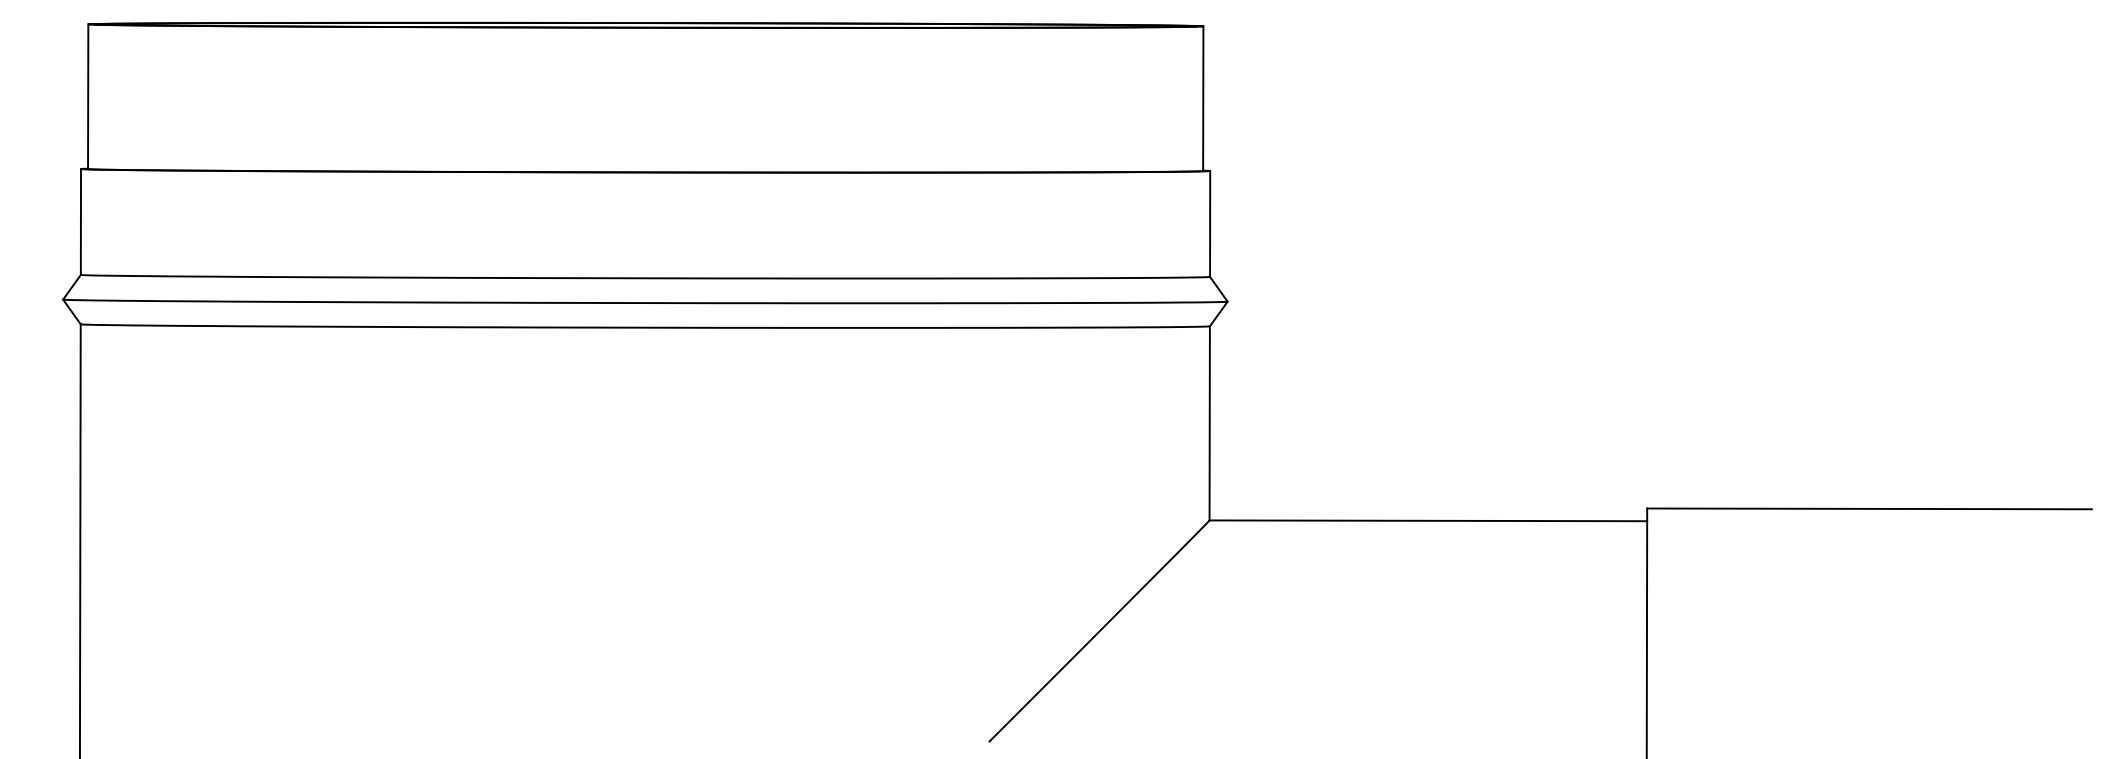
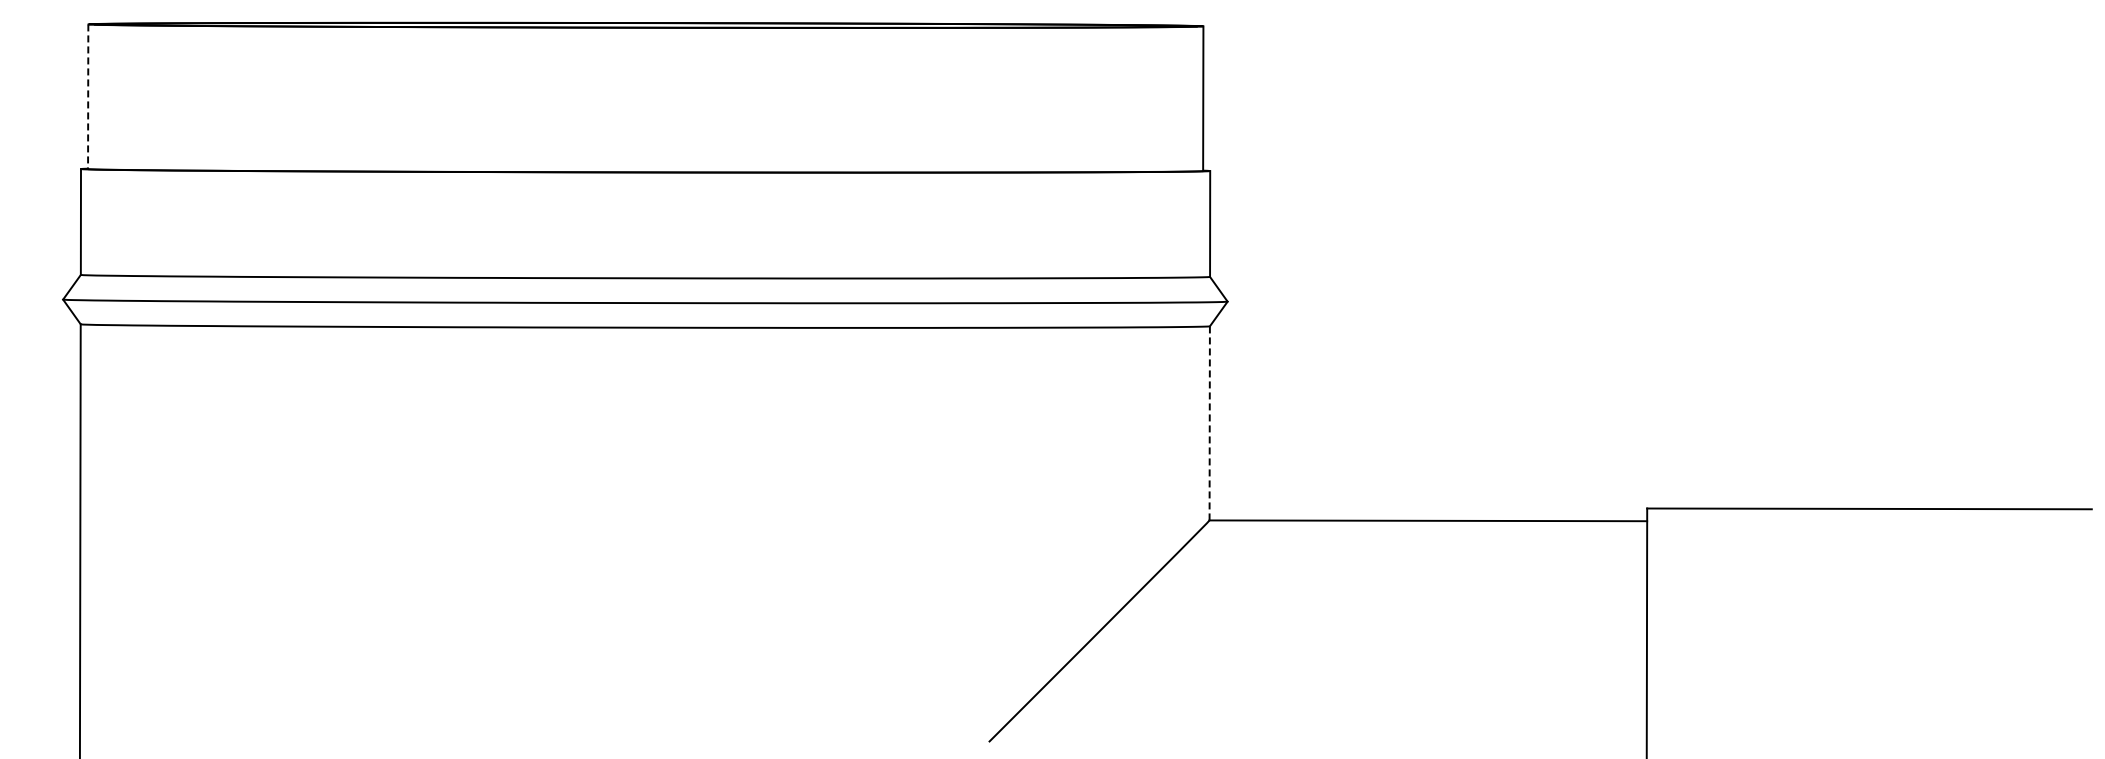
line: solid -> dashed (88, 97)
line: solid -> dashed (1209, 422)
